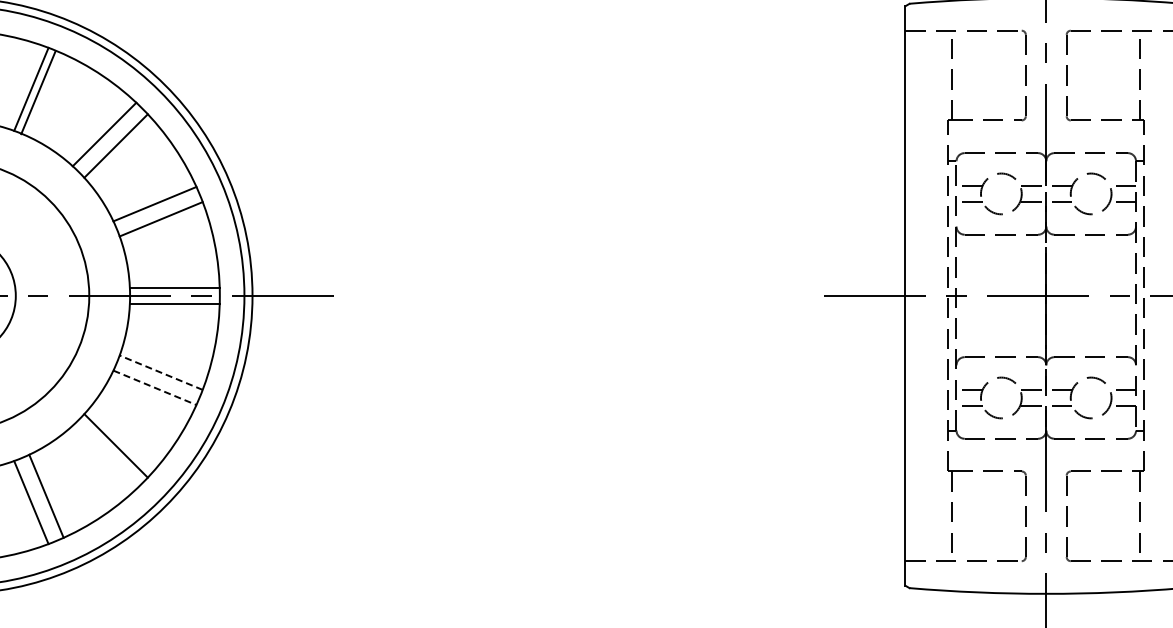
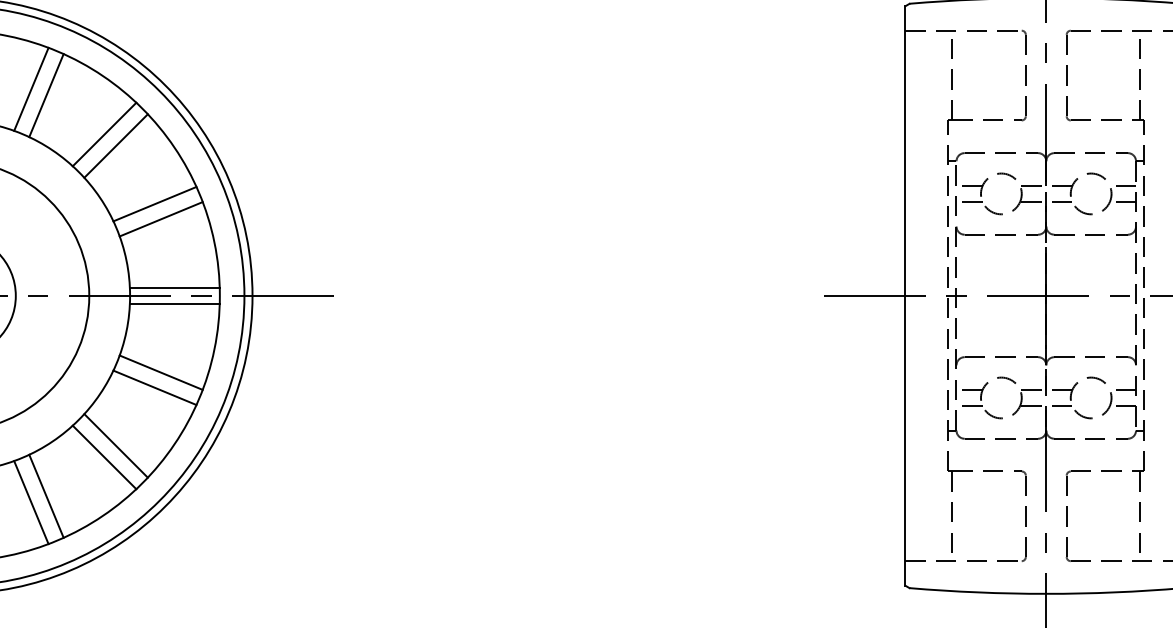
line position: (38, 92) -> (46, 95) (46, 95)
line: dashed -> solid (161, 372)
line: dashed -> solid (154, 387)
line: none -> present (104, 457)
